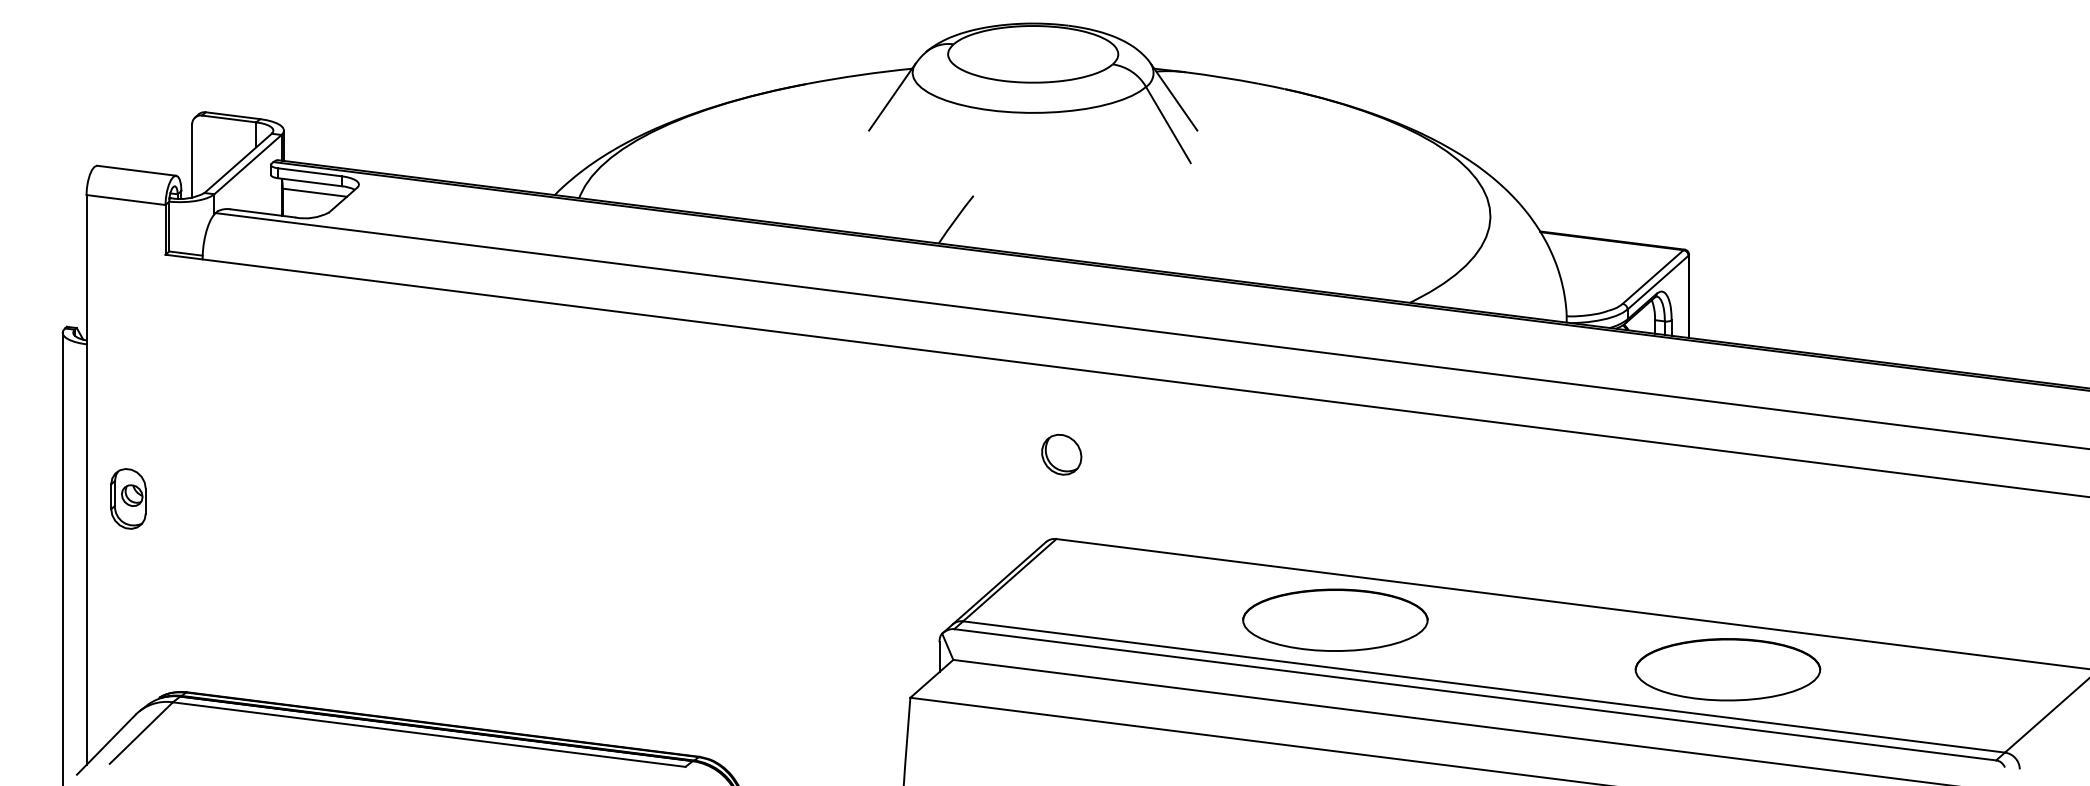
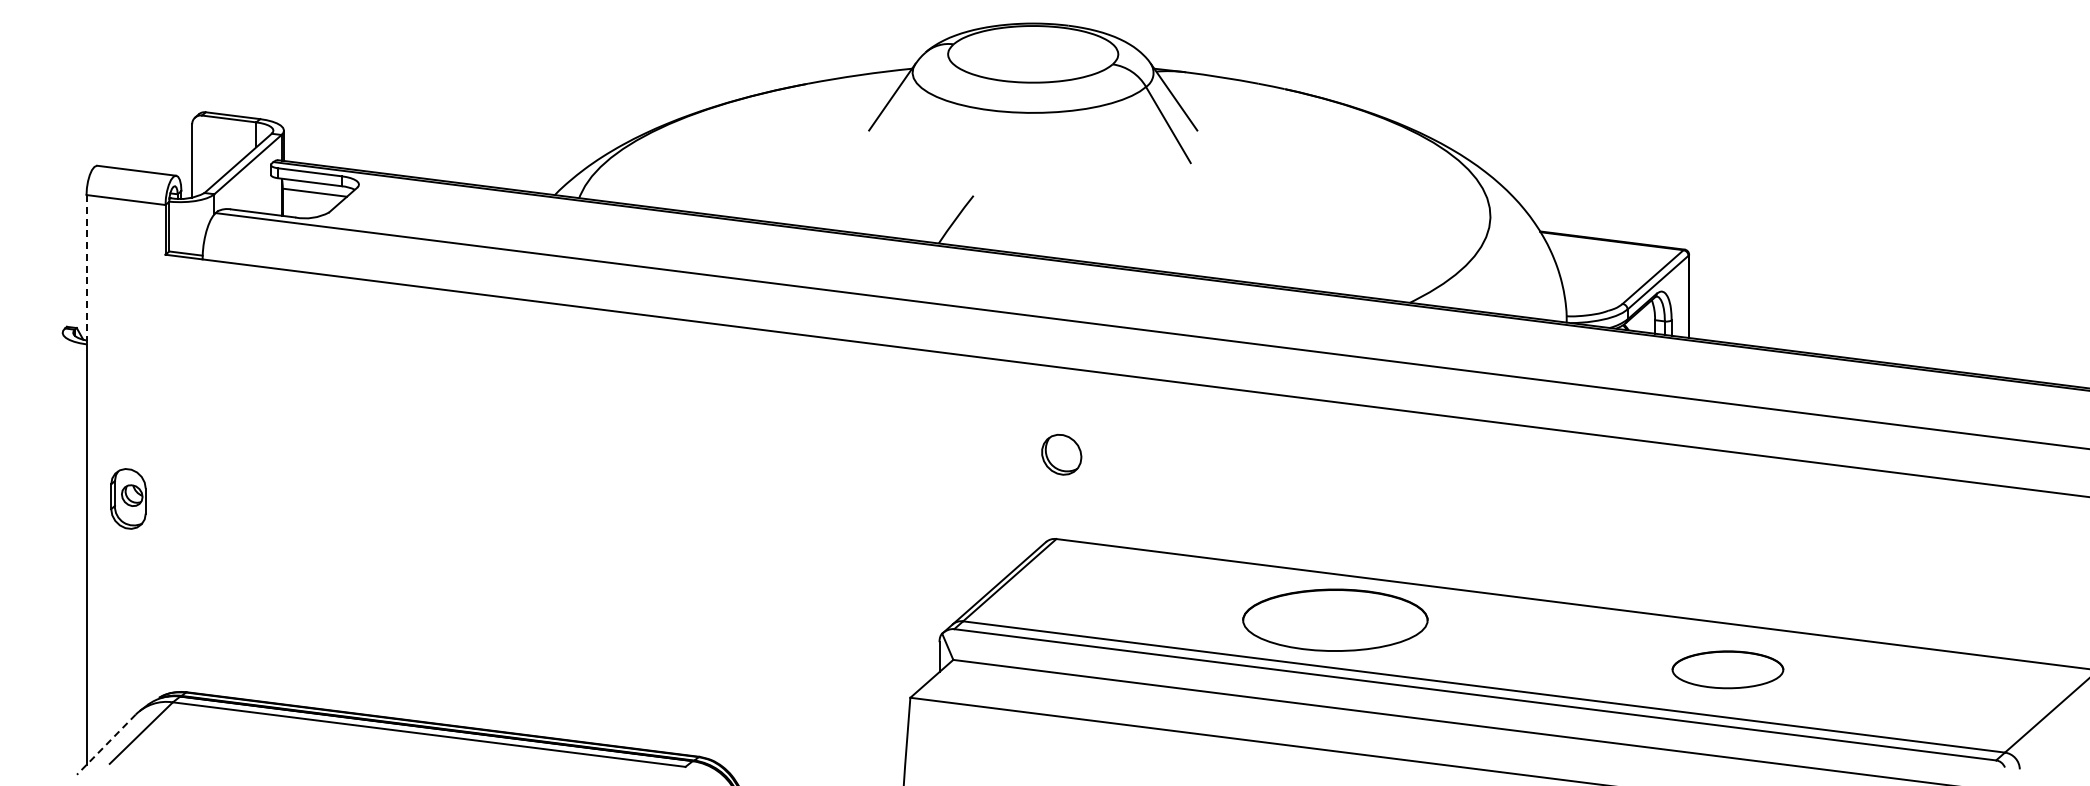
line: solid -> dashed (86, 269)
line: present -> none (62, 557)
part size: 188x64 px -> 114x40 px (1727, 669)
line: solid -> dashed (106, 745)
